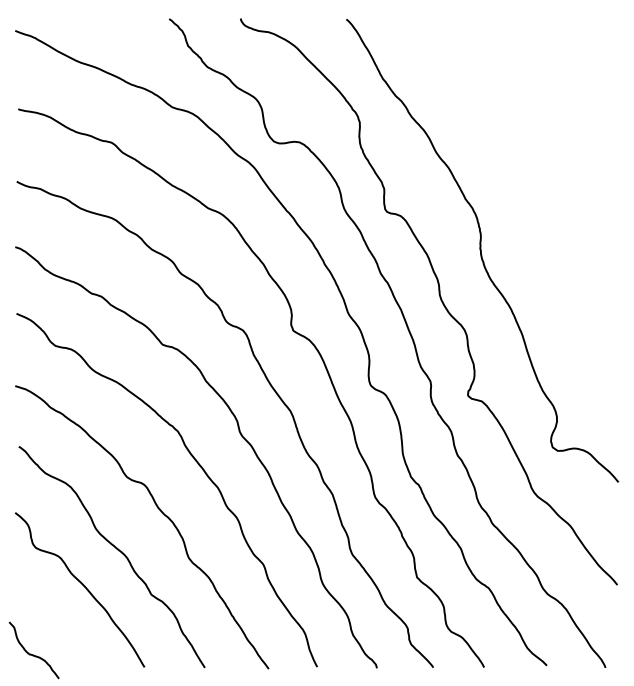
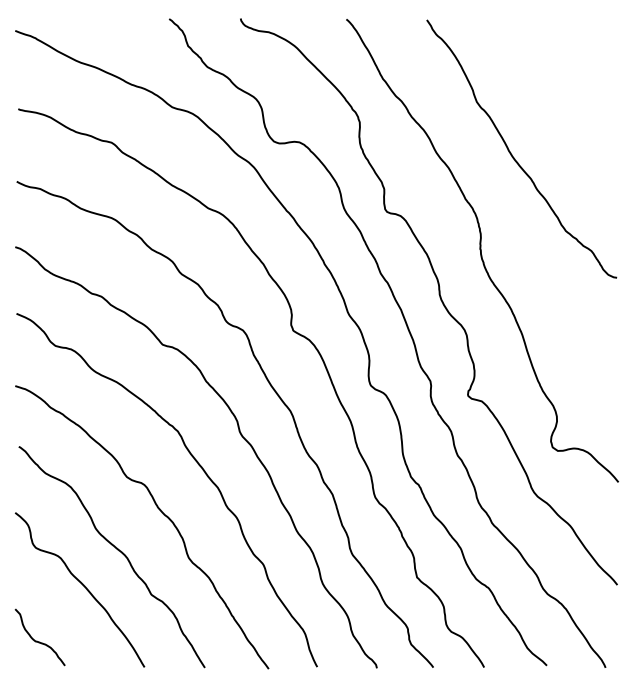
curve: none -> present (511, 152)
curve position: (31, 653) -> (37, 640) (37, 640)
